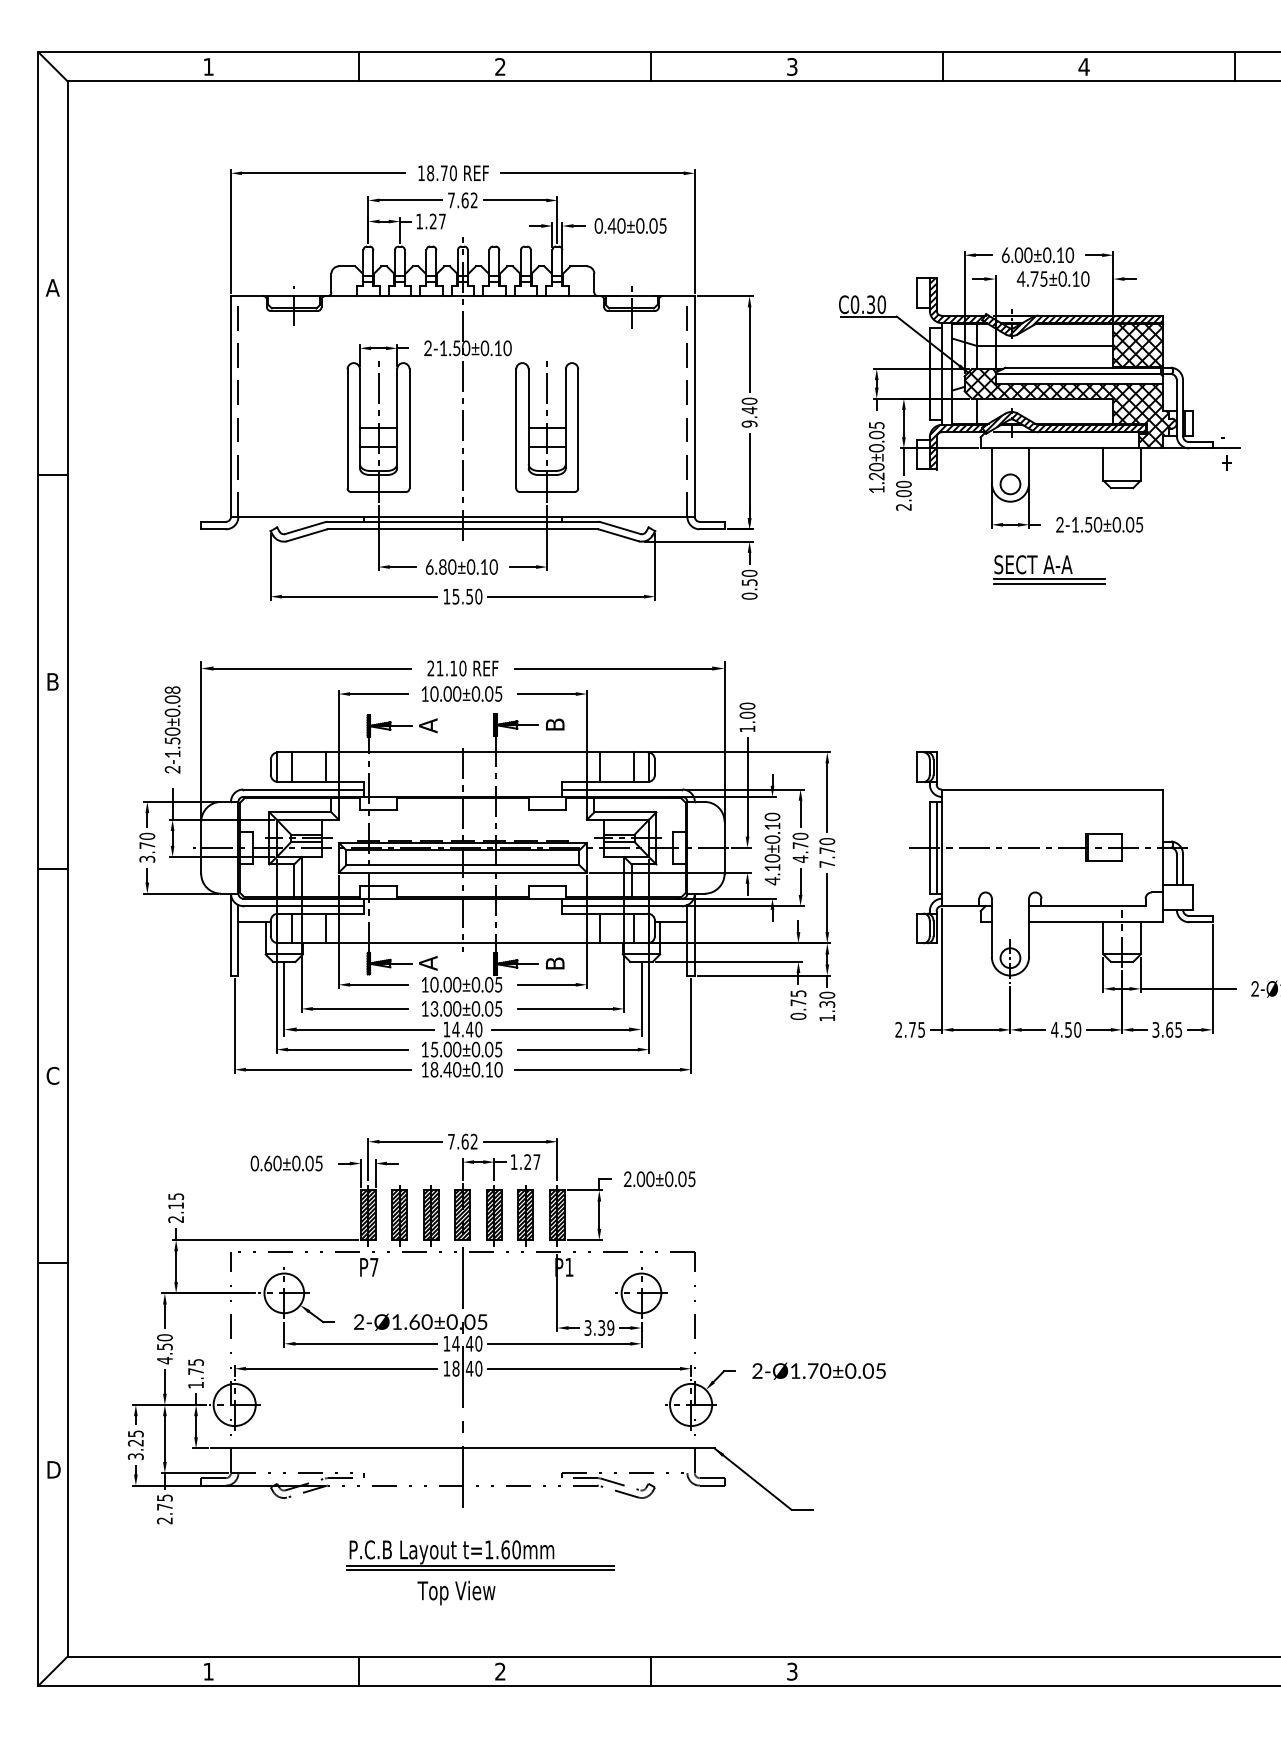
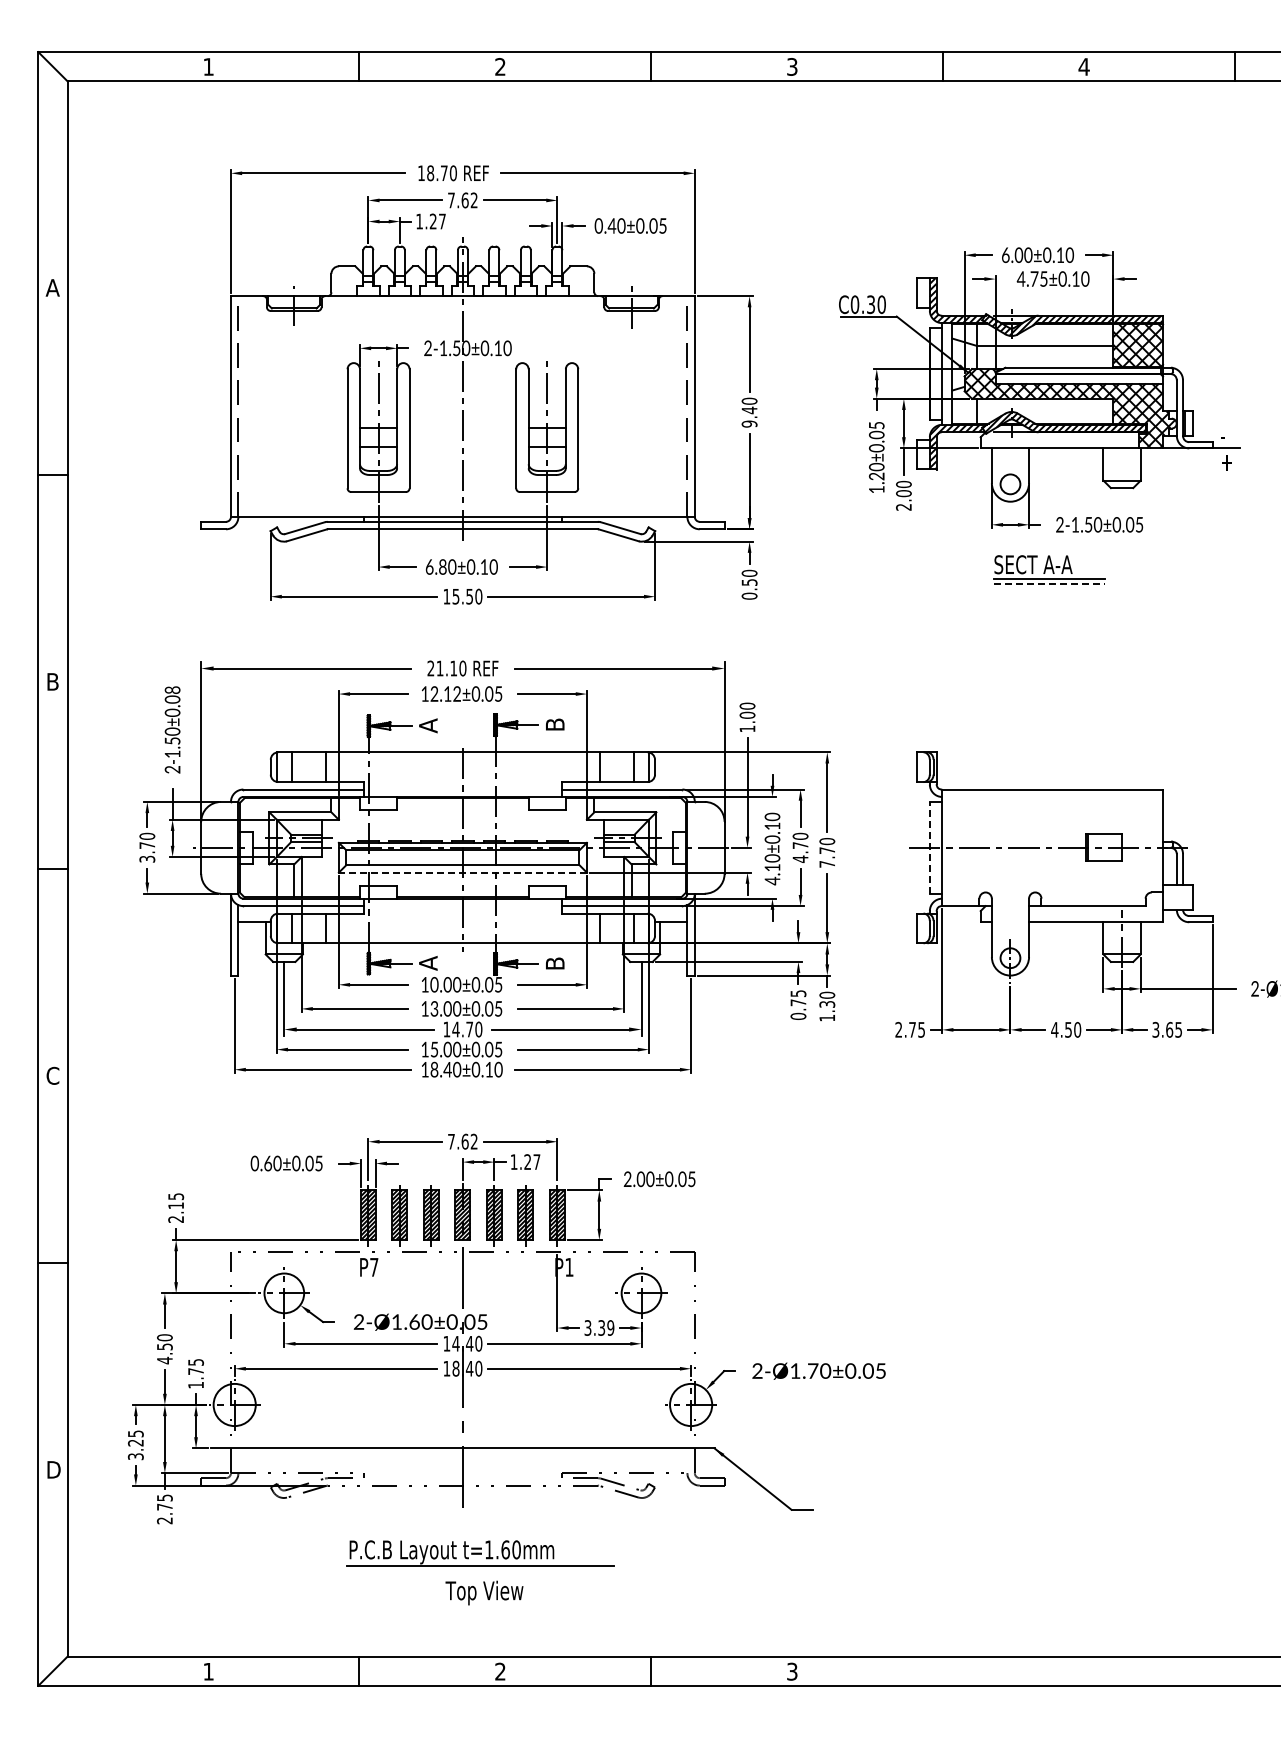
line: solid -> dashed (1049, 584)
text: 10.00±0.05 -> 12.12±0.05 (445, 693)
line: solid -> dashed (929, 847)
line: present -> none (937, 847)
line: solid -> dashed (462, 872)
text: 14.40 -> 14.70 (469, 1029)
line: present -> none (480, 1569)
text position: (456, 1592) -> (484, 1592) (484, 1592)
